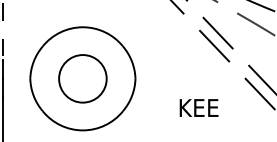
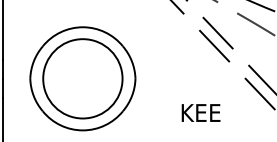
line: dashed -> solid (2, 30)
circle diameter: 48 px -> 79 px (82, 78)
text position: (198, 107) -> (200, 112) (200, 112)
